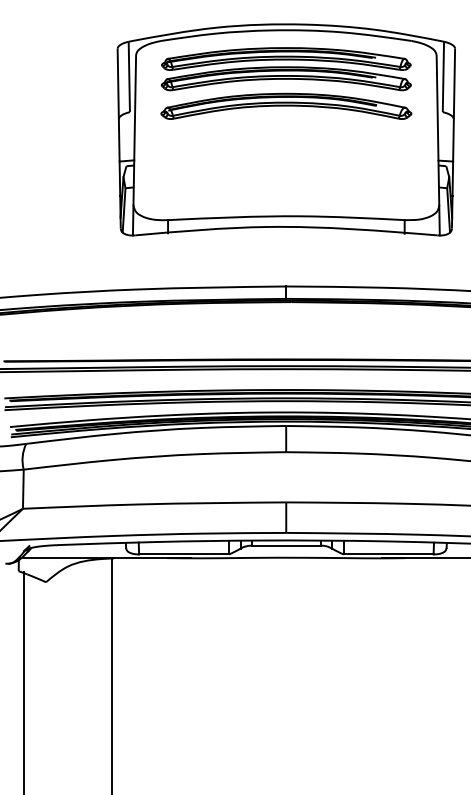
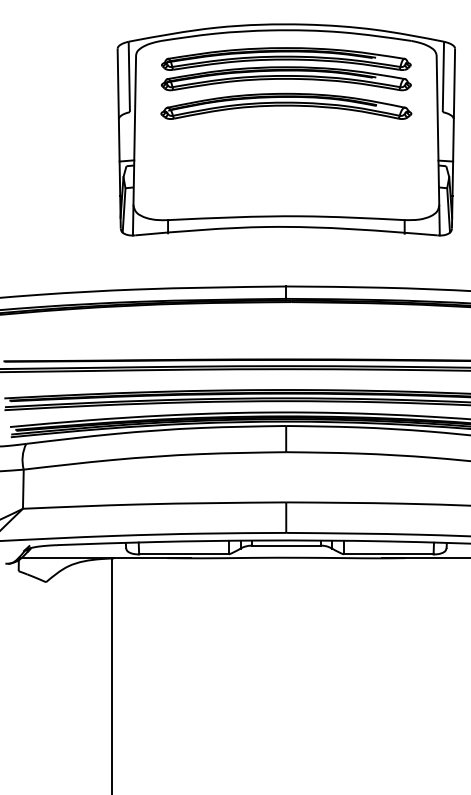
line: present -> none (24, 681)
